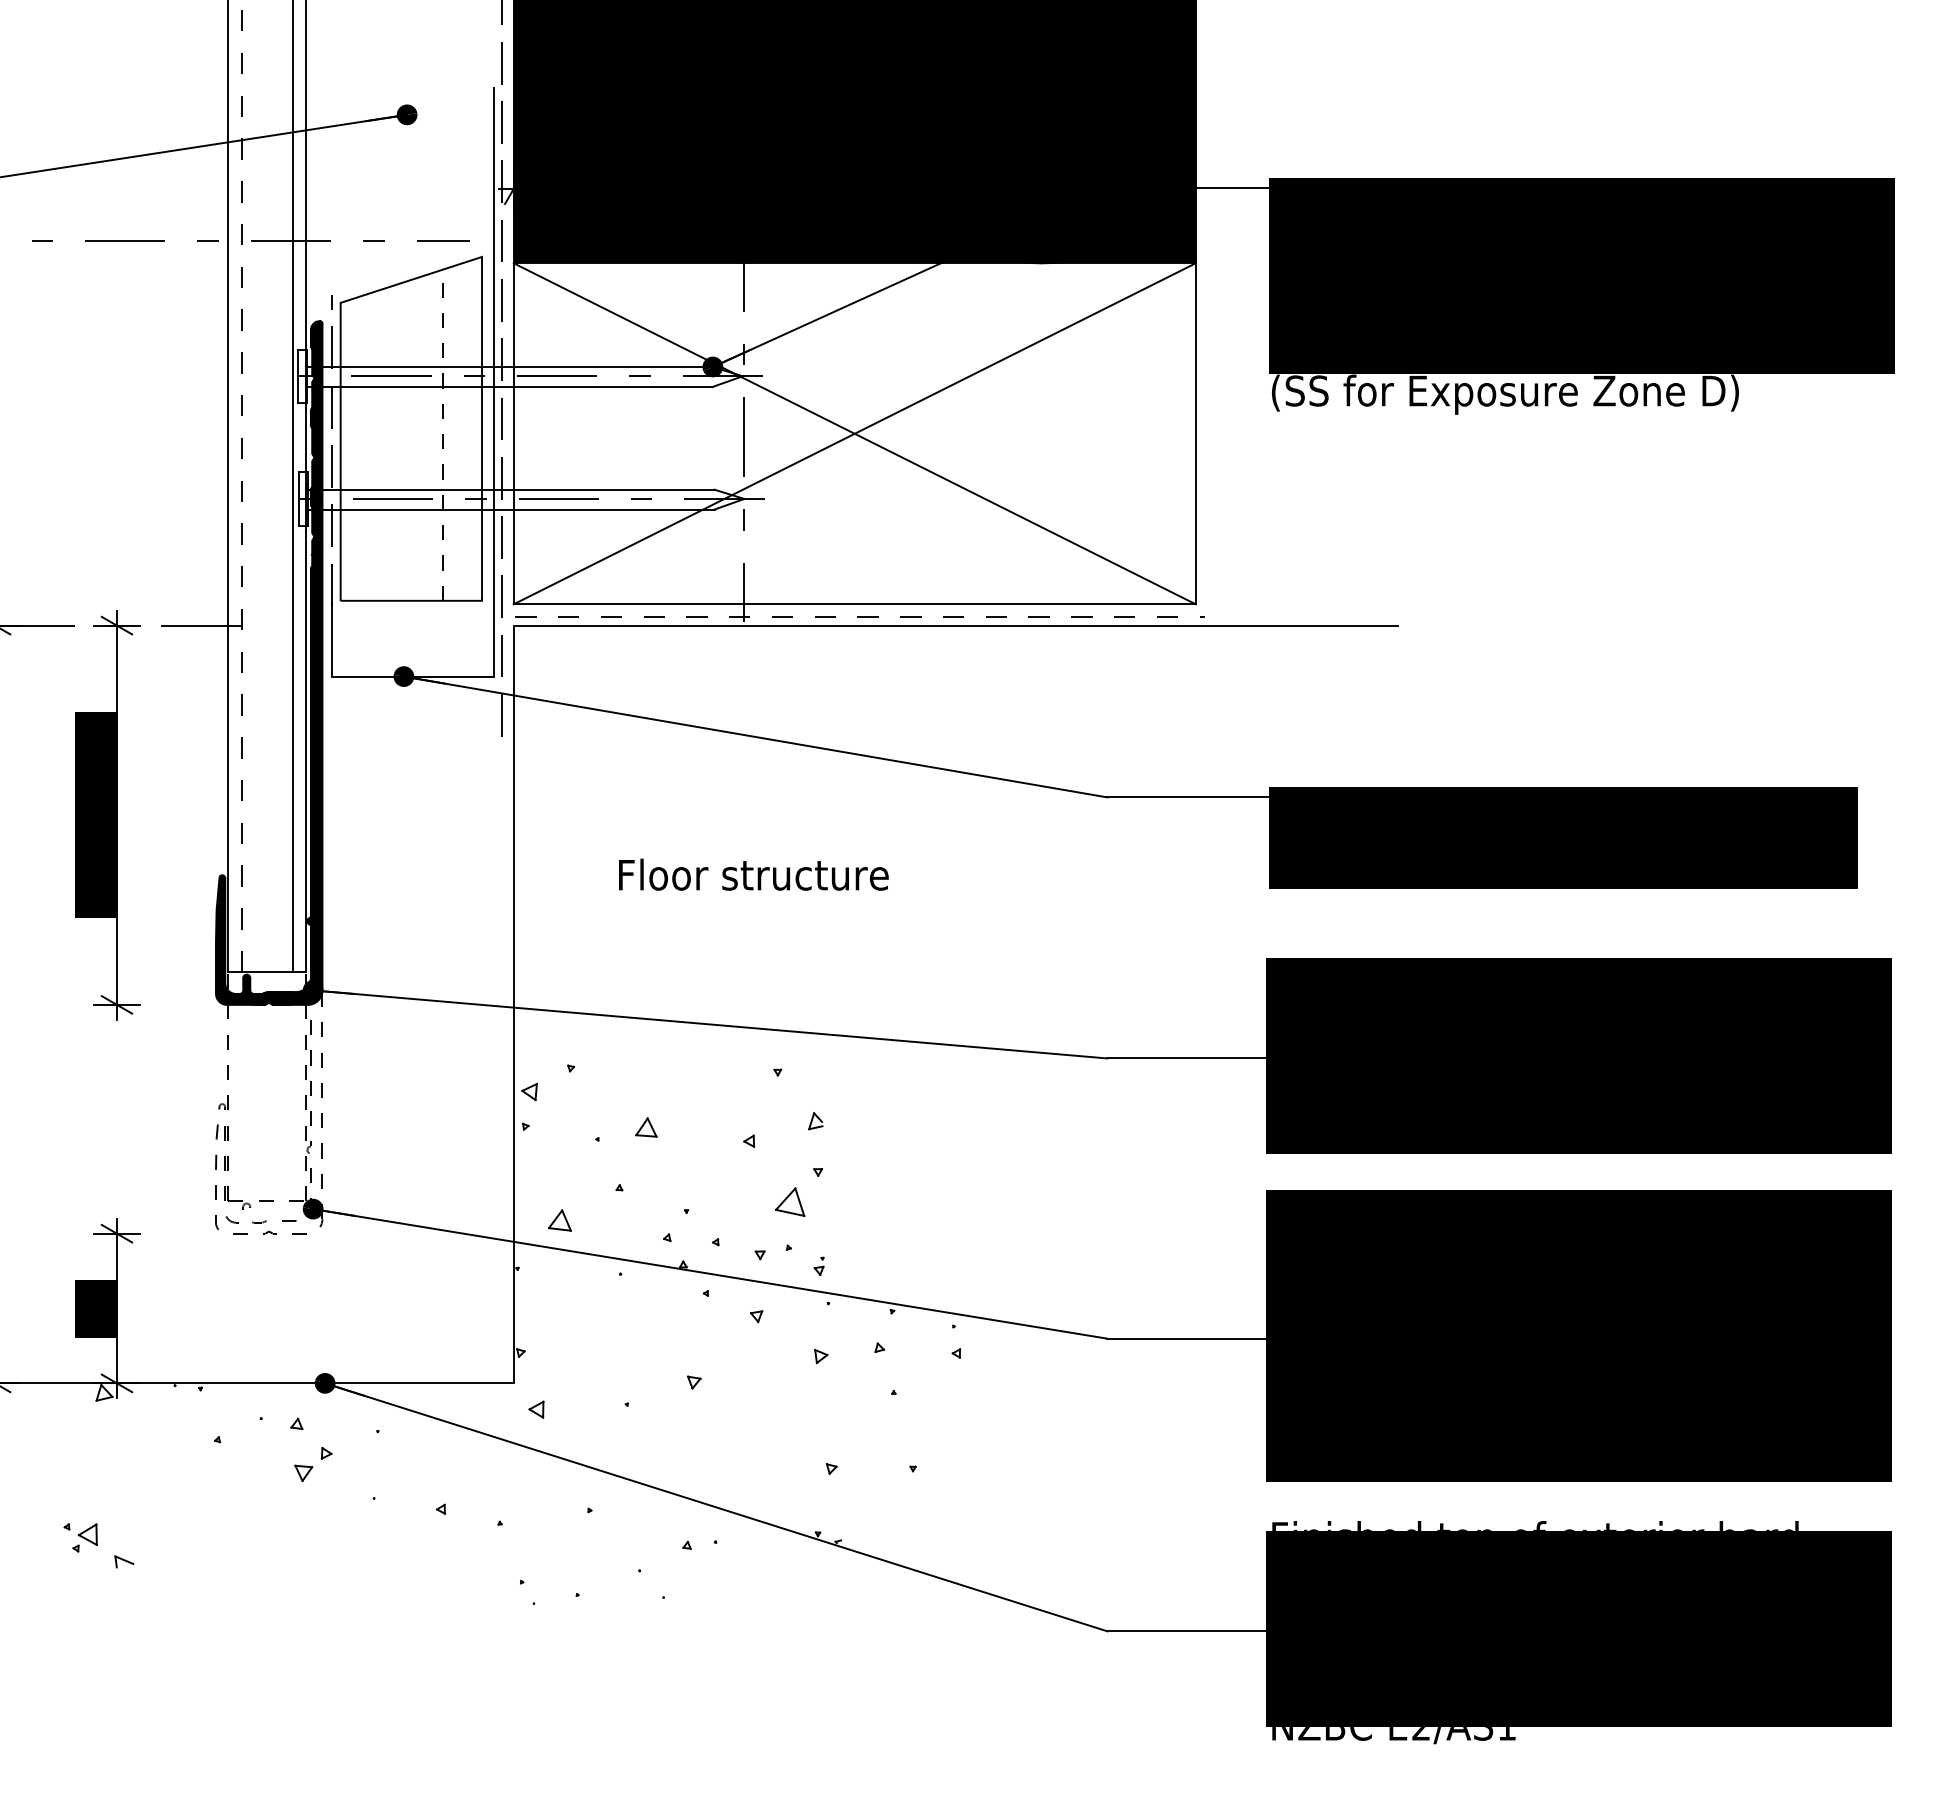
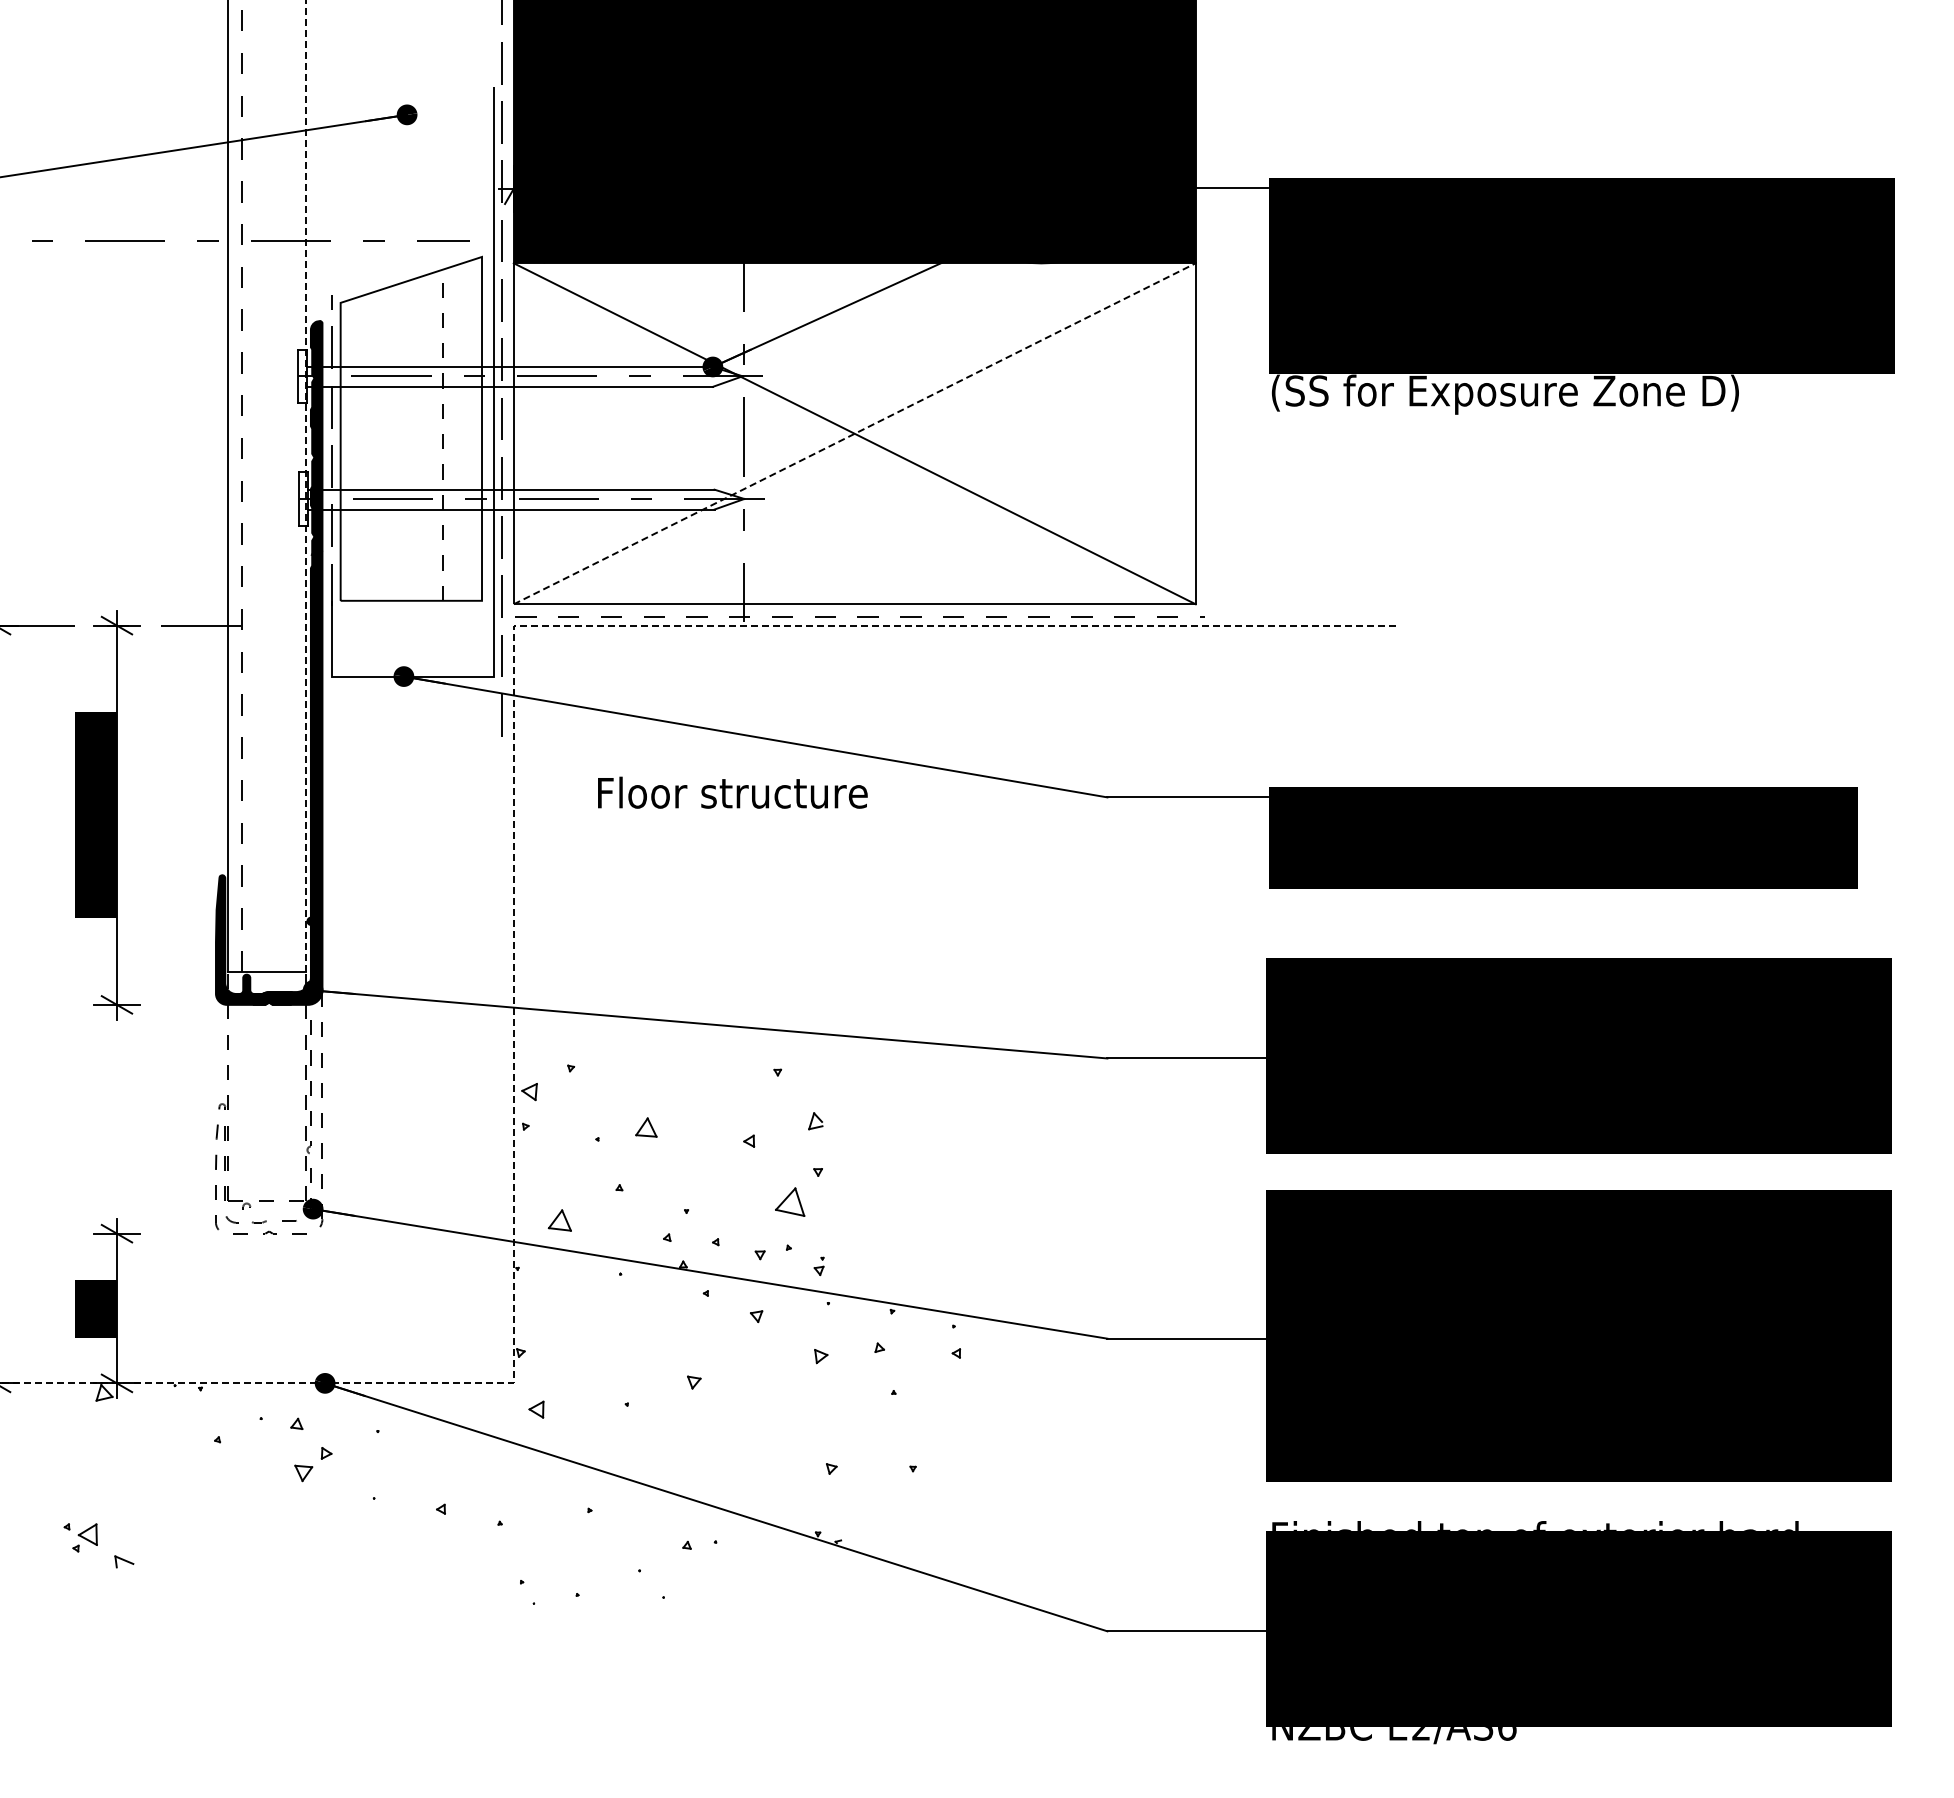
line: solid -> dashed (855, 433)
line: solid -> dashed (306, 486)
line: present -> none (292, 487)
line: solid -> dashed (513, 818)
text position: (753, 874) -> (732, 792) (732, 792)
text: E2/AS1 -> E2/AS6 (1507, 1733)
